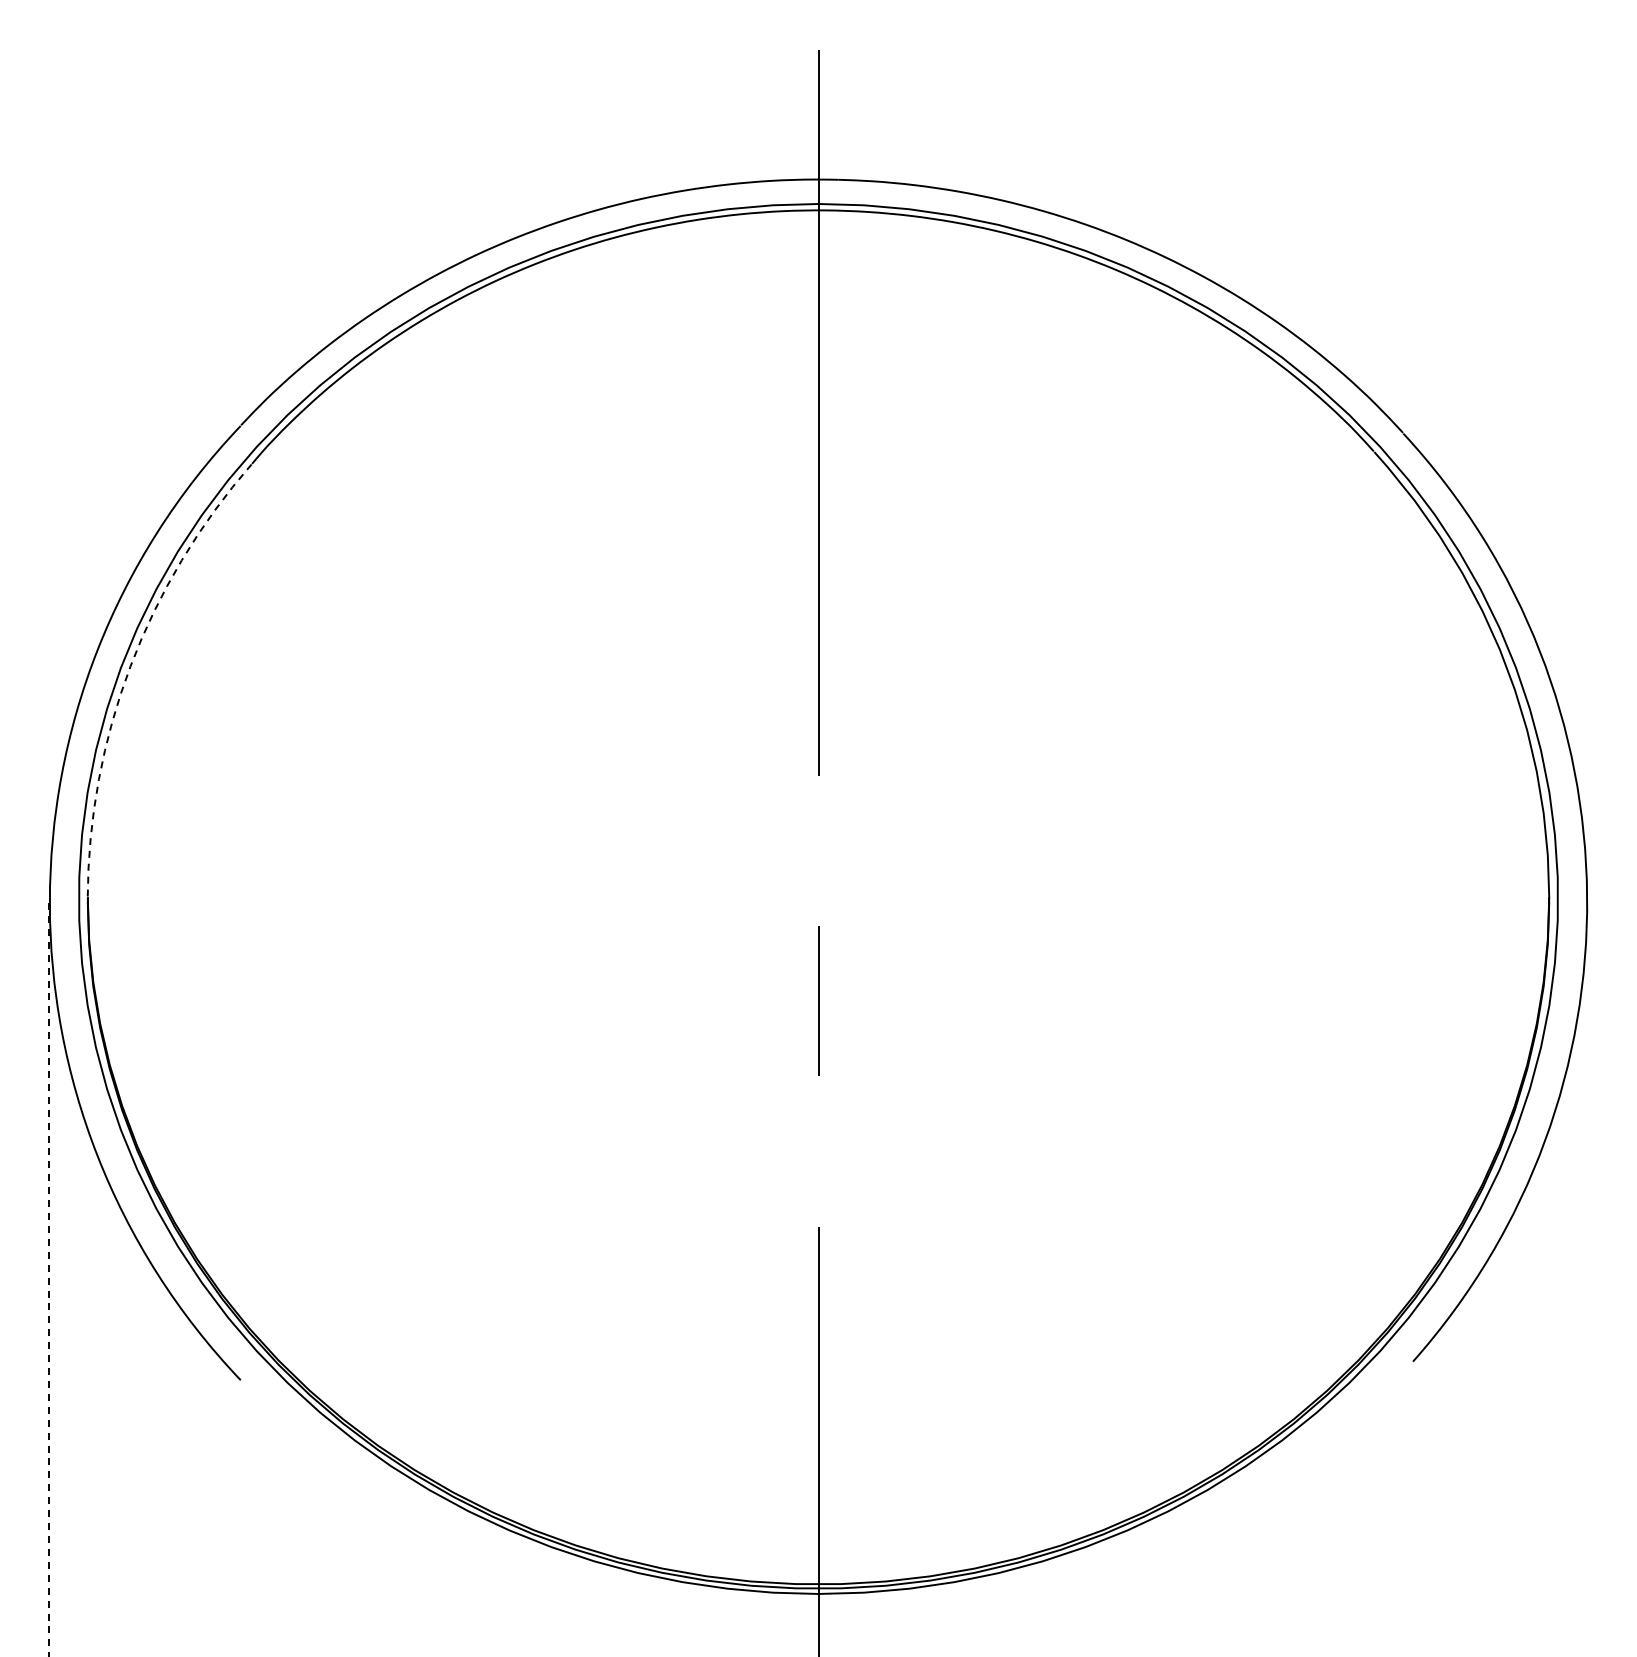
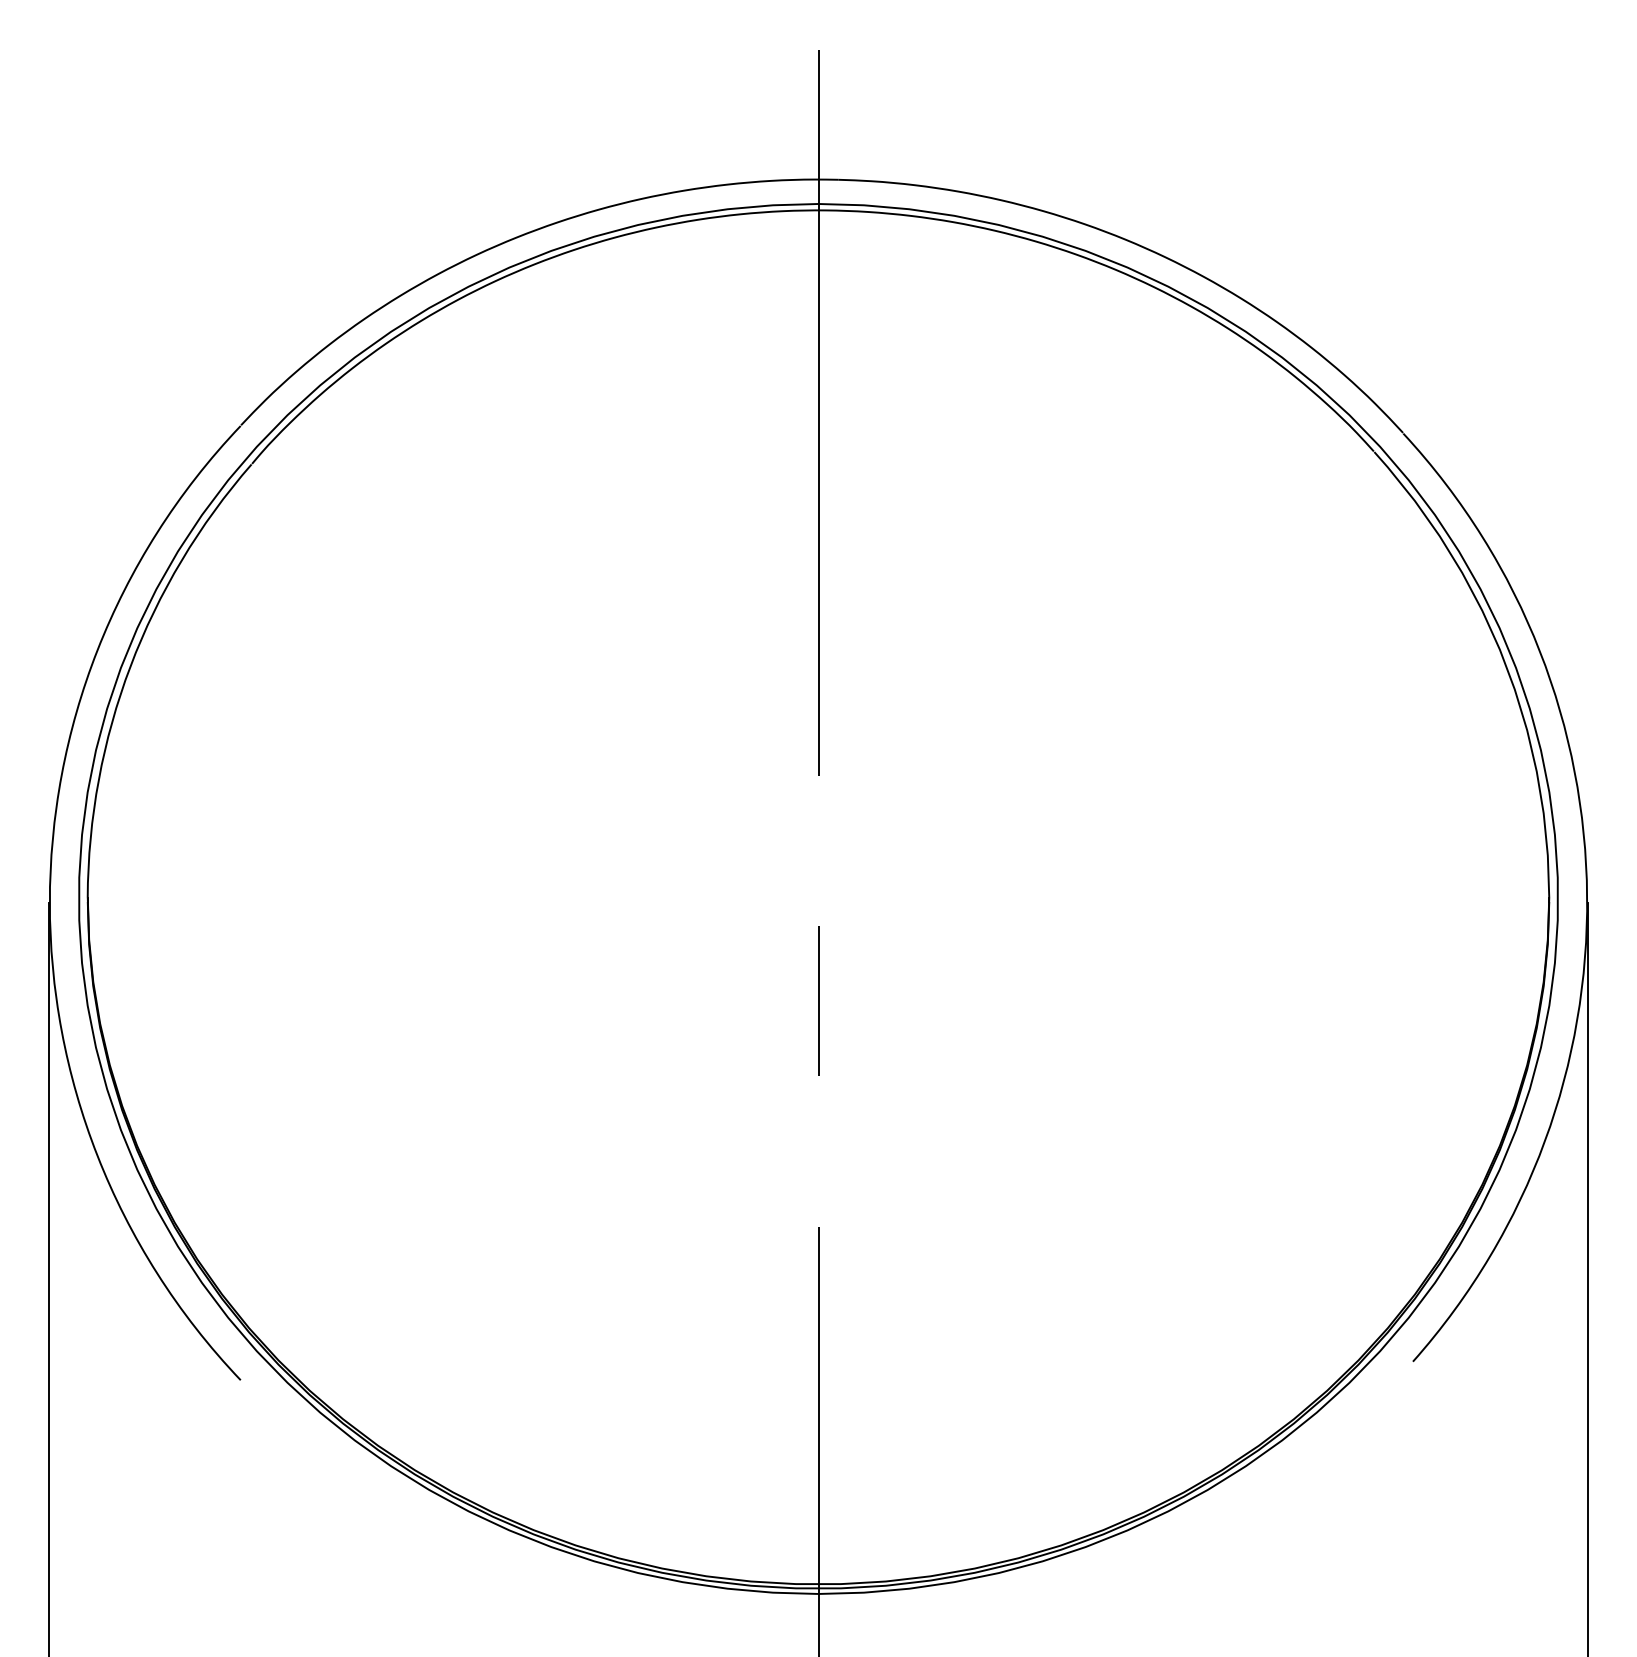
arc: dashed -> solid (130, 666)
line: none -> present (1587, 1278)
line: dashed -> solid (49, 1280)
